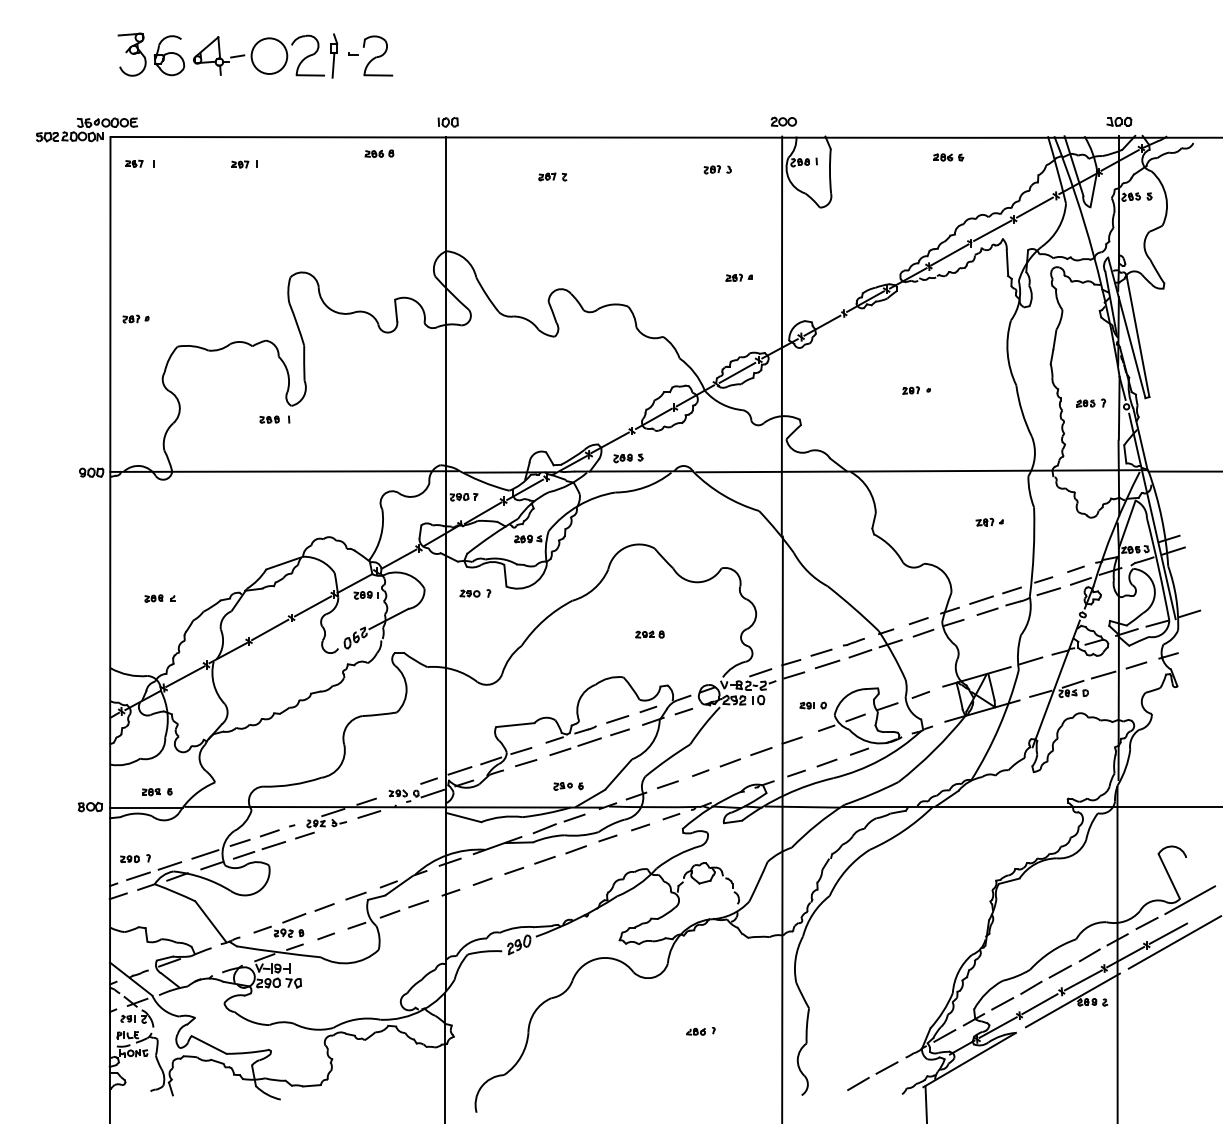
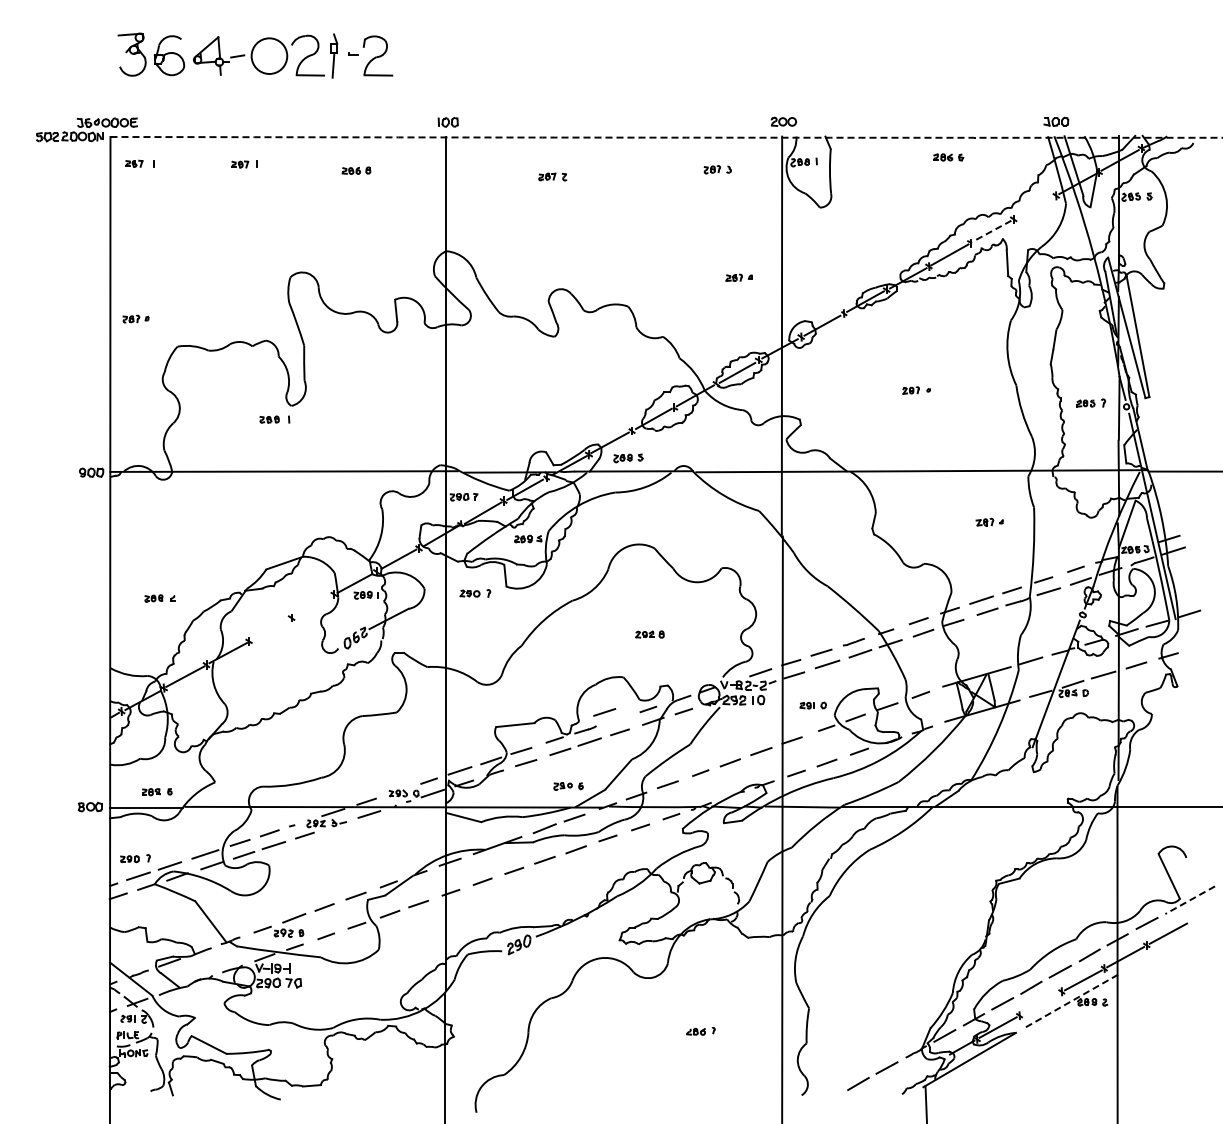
part position: (1119, 121) -> (1056, 121) (1056, 121)
arc: solid -> dashed (667, 137)
part position: (379, 153) -> (356, 170) (356, 170)
line: present -> none (1034, 207)
line: solid -> dashed (992, 231)
line: present -> none (312, 606)
line: present -> none (270, 629)
line position: (617, 719) -> (604, 712) (604, 712)
line: solid -> dashed (1189, 900)
line: present -> none (1173, 942)
line: solid -> dashed (1073, 1000)
line: present -> none (1039, 1004)
